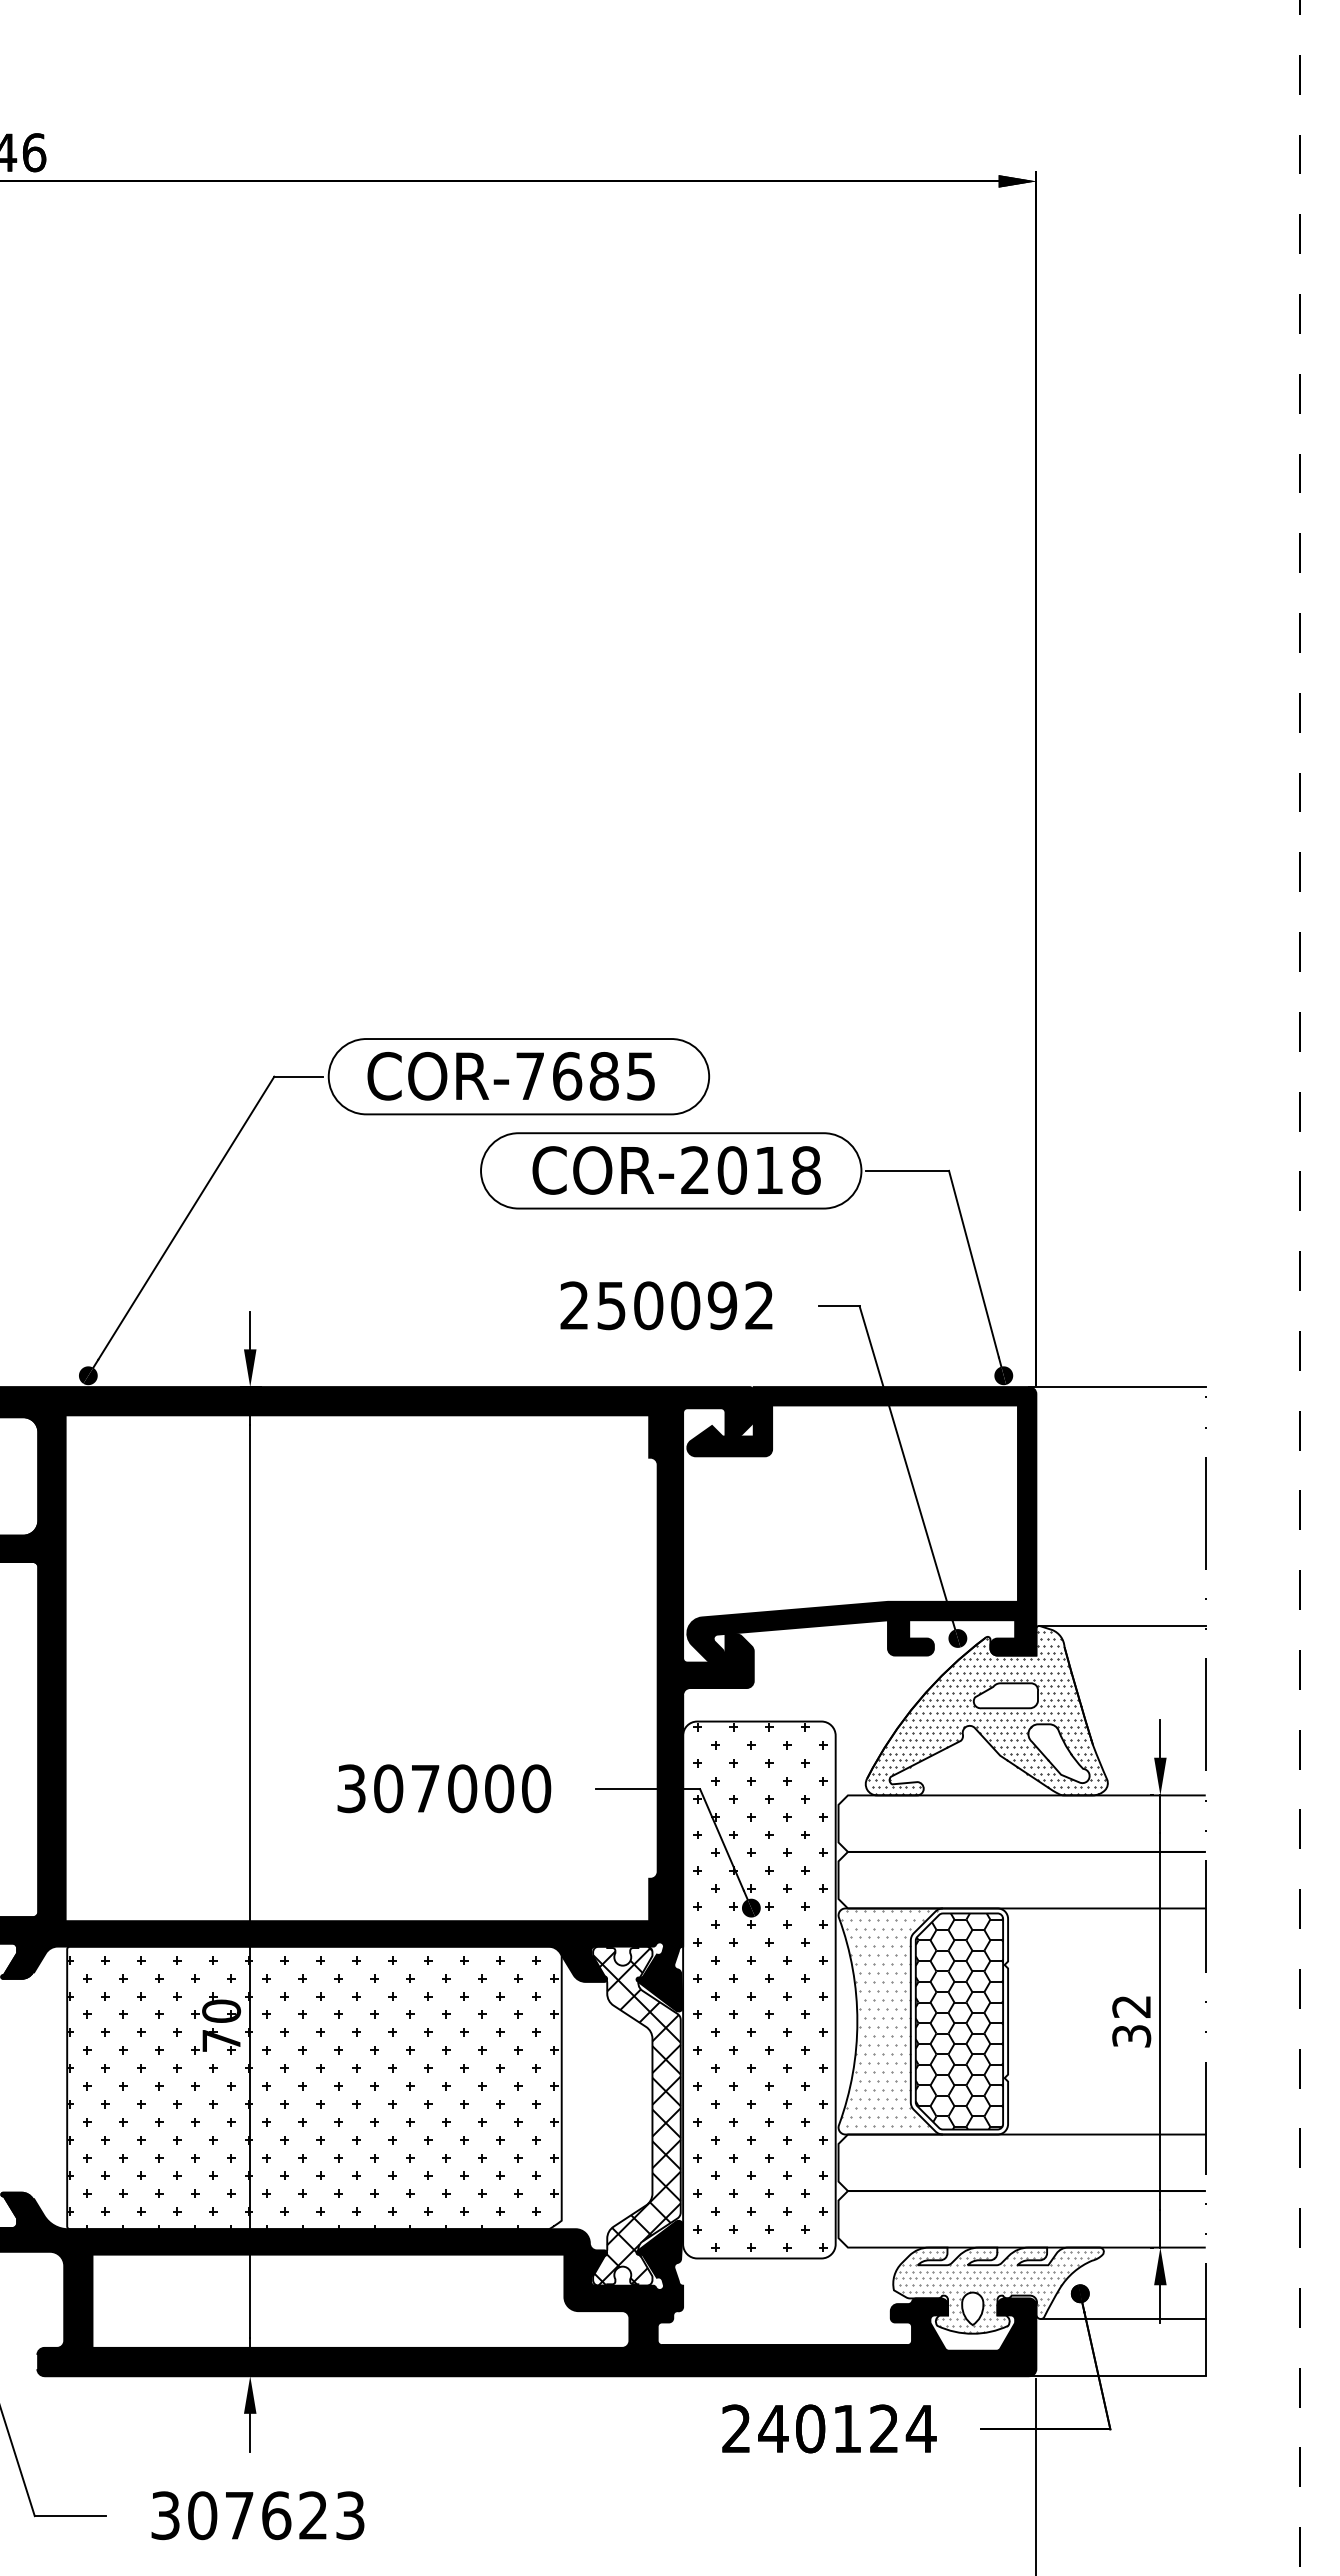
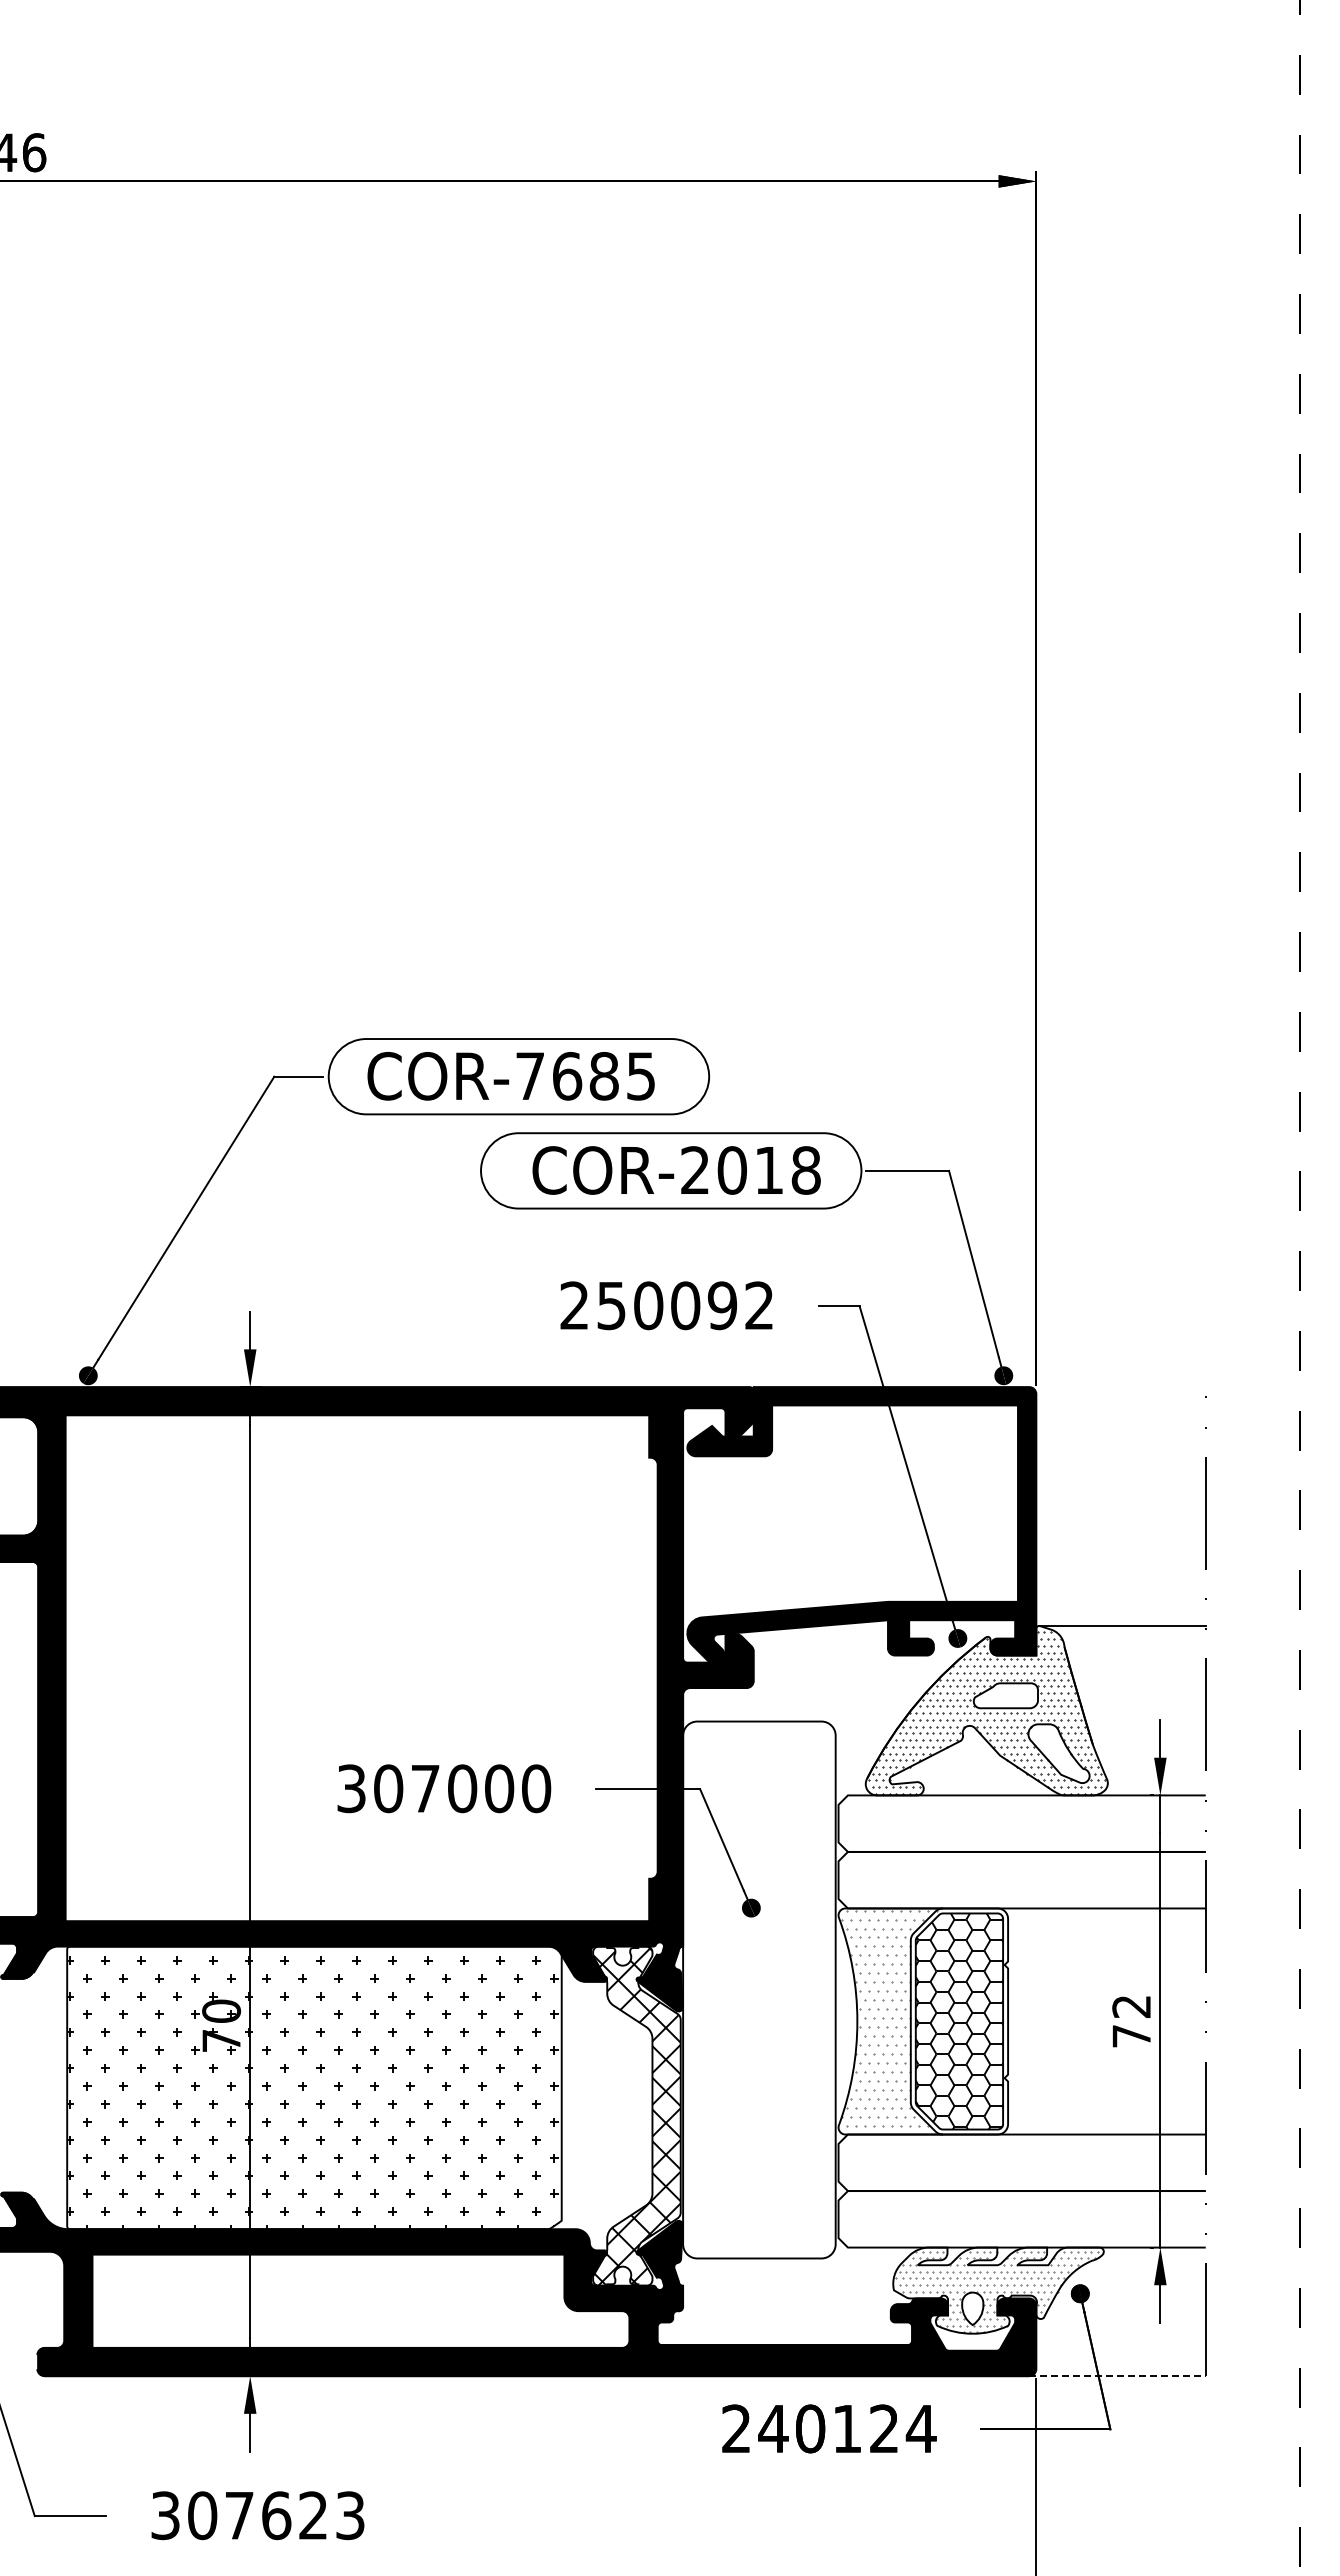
line: present -> none (1117, 1387)
hatch: present -> none (755, 1987)
text: 32 -> 72 (1131, 2036)
line: present -> none (1122, 2319)
line: solid -> dashed (1118, 2376)
